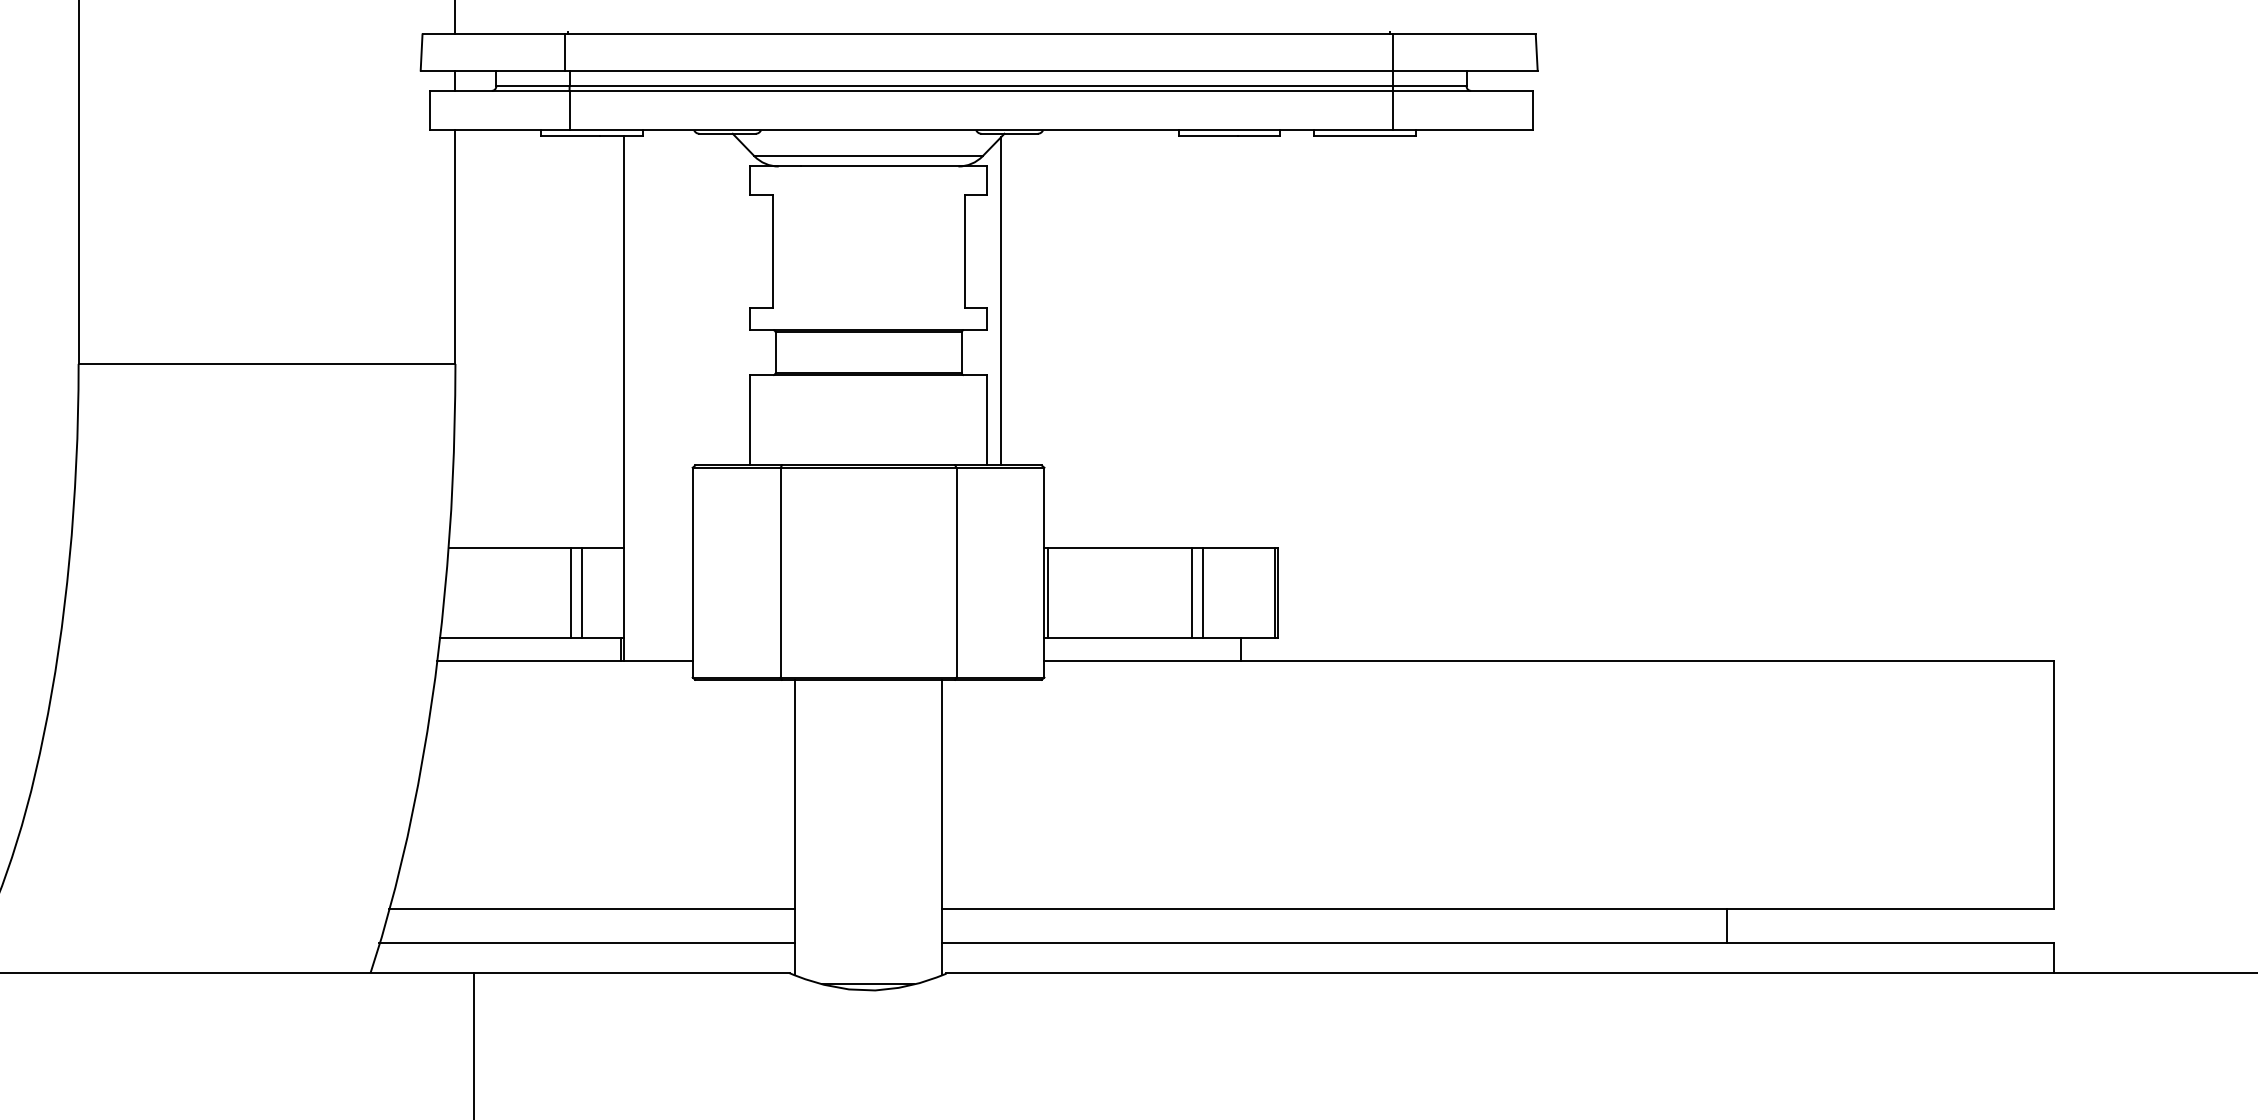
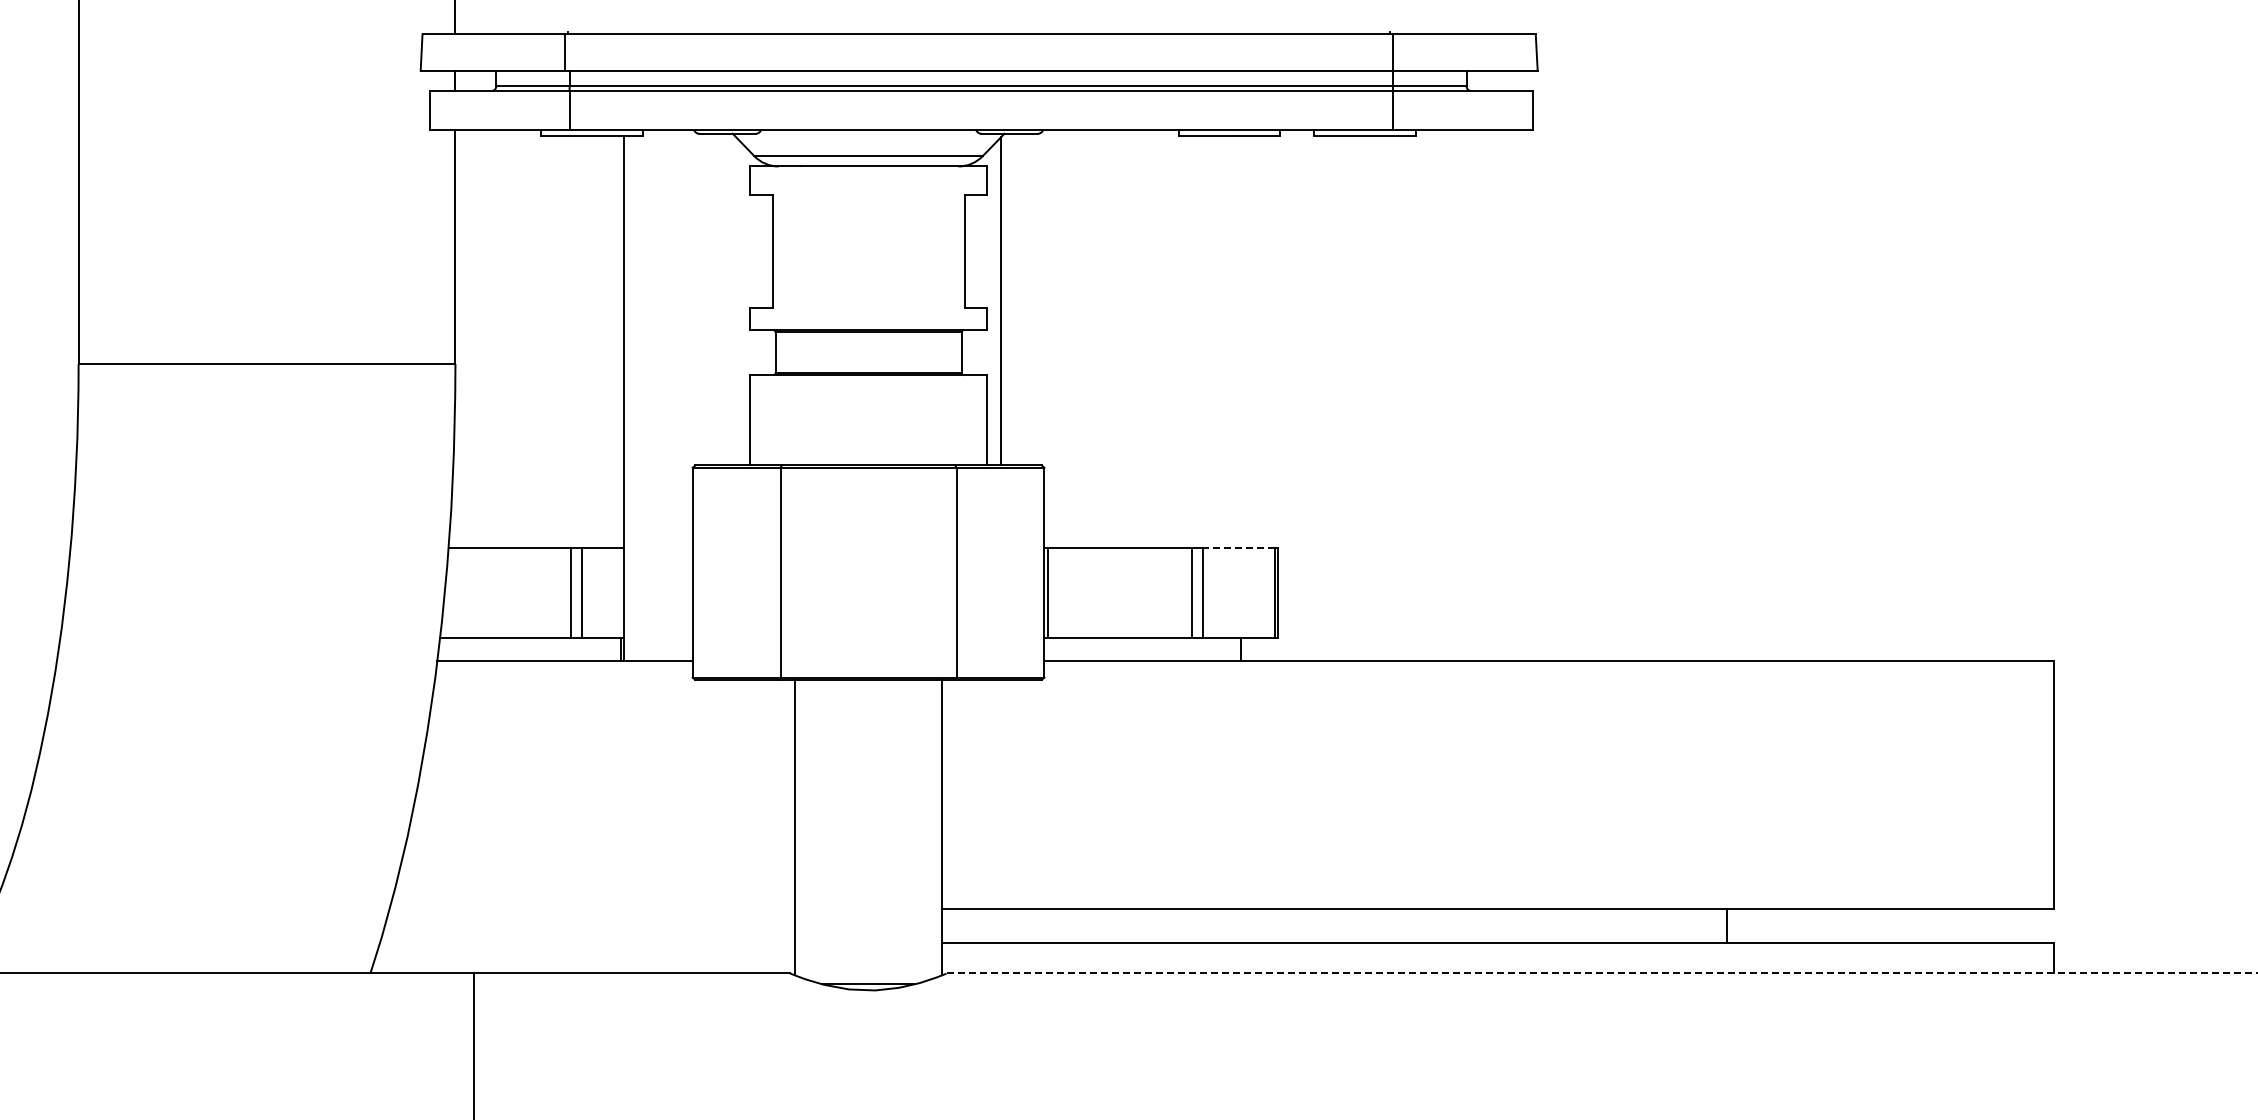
line: solid -> dashed (1238, 547)
line: present -> none (592, 908)
line: present -> none (587, 942)
line: solid -> dashed (1602, 973)
